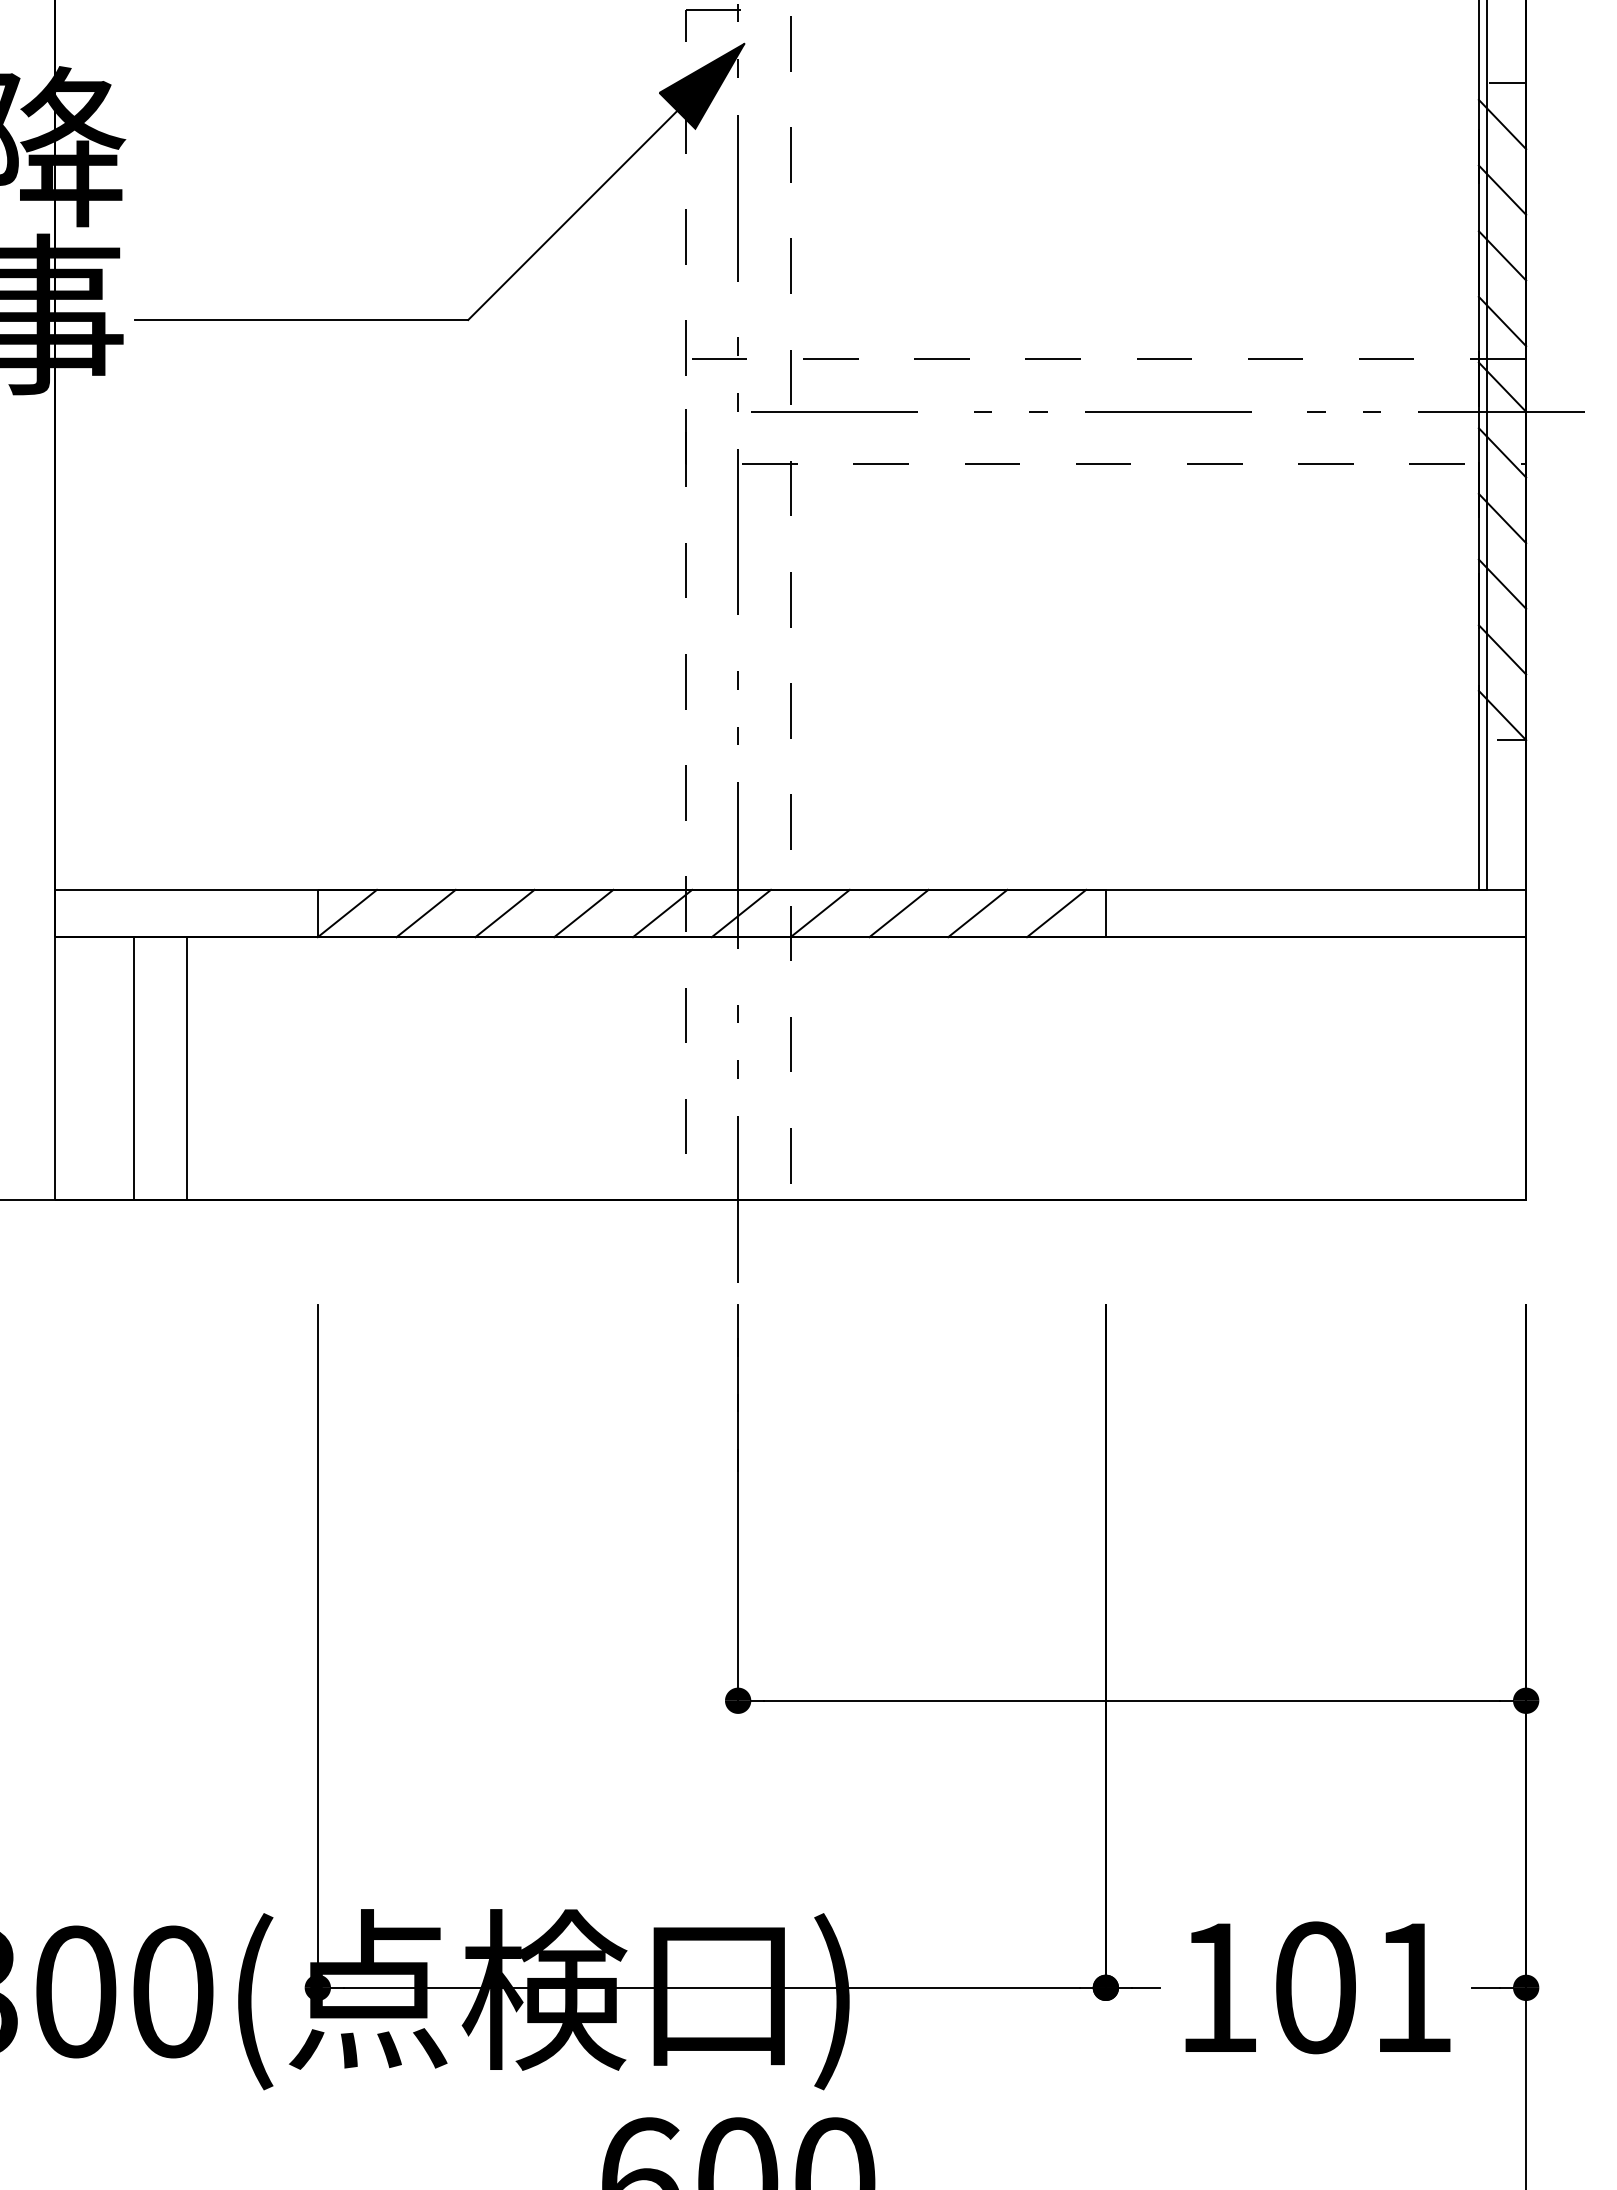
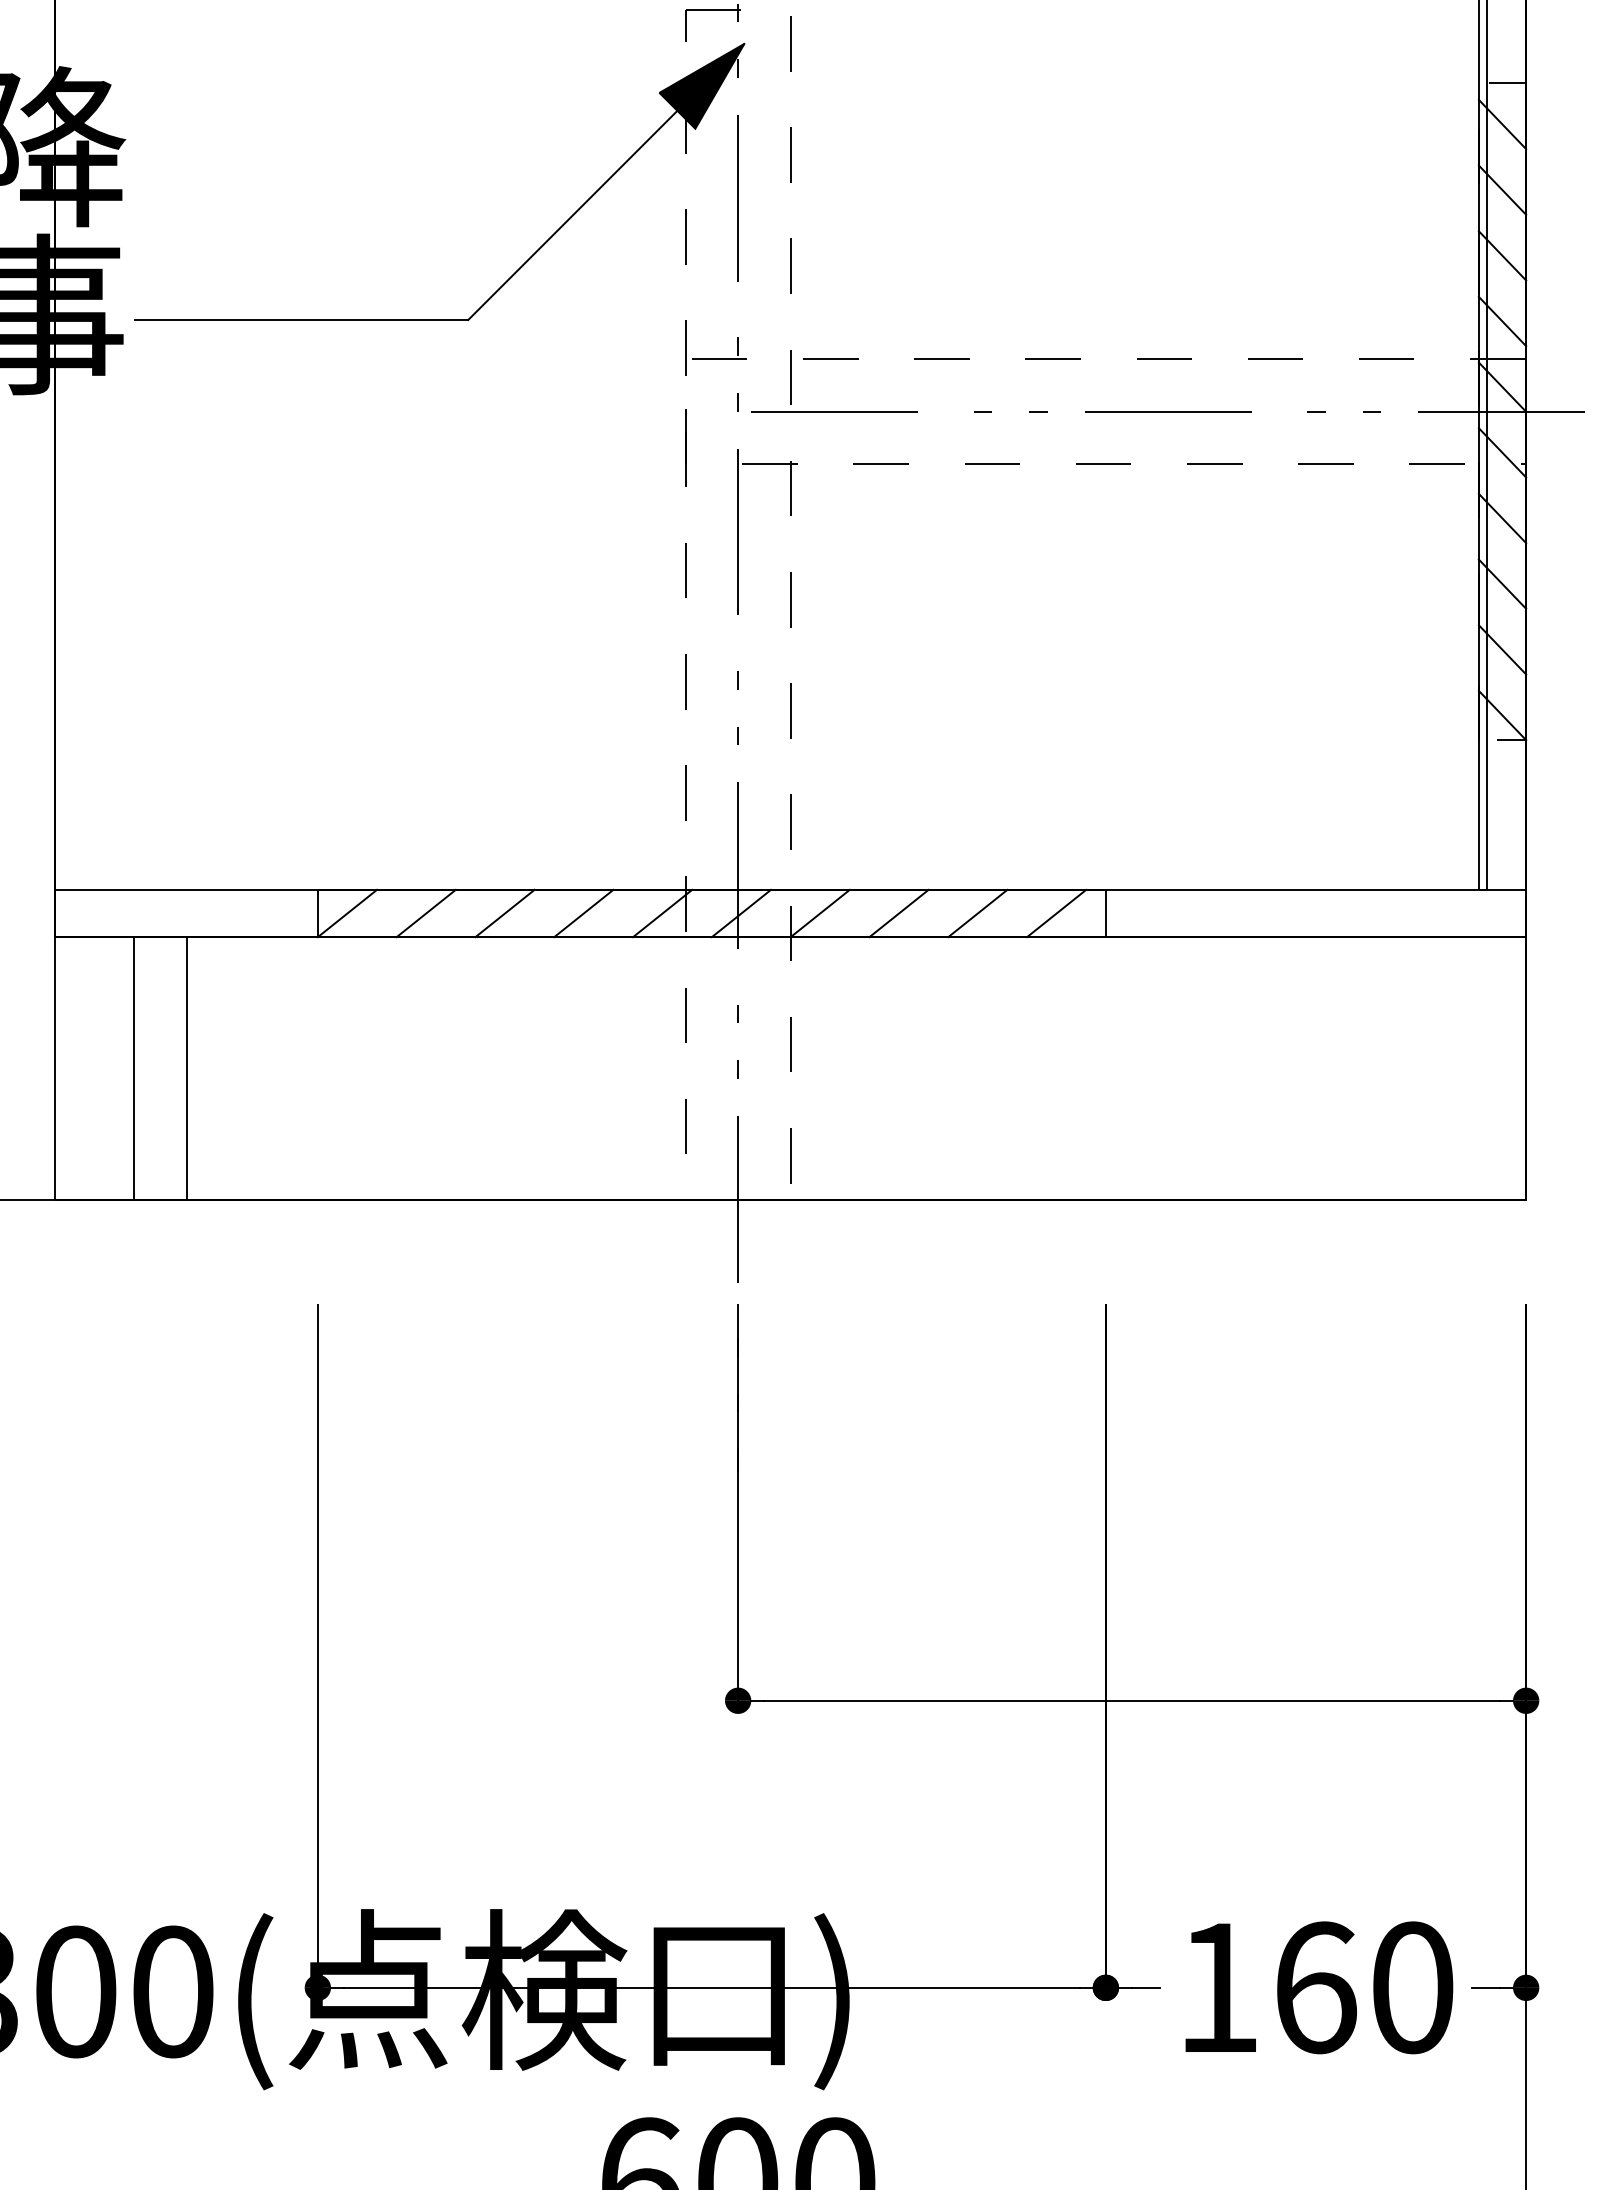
text: 101 -> 160 (1364, 1987)
